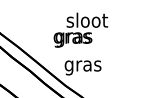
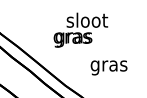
text position: (82, 67) -> (108, 67) (108, 67)
